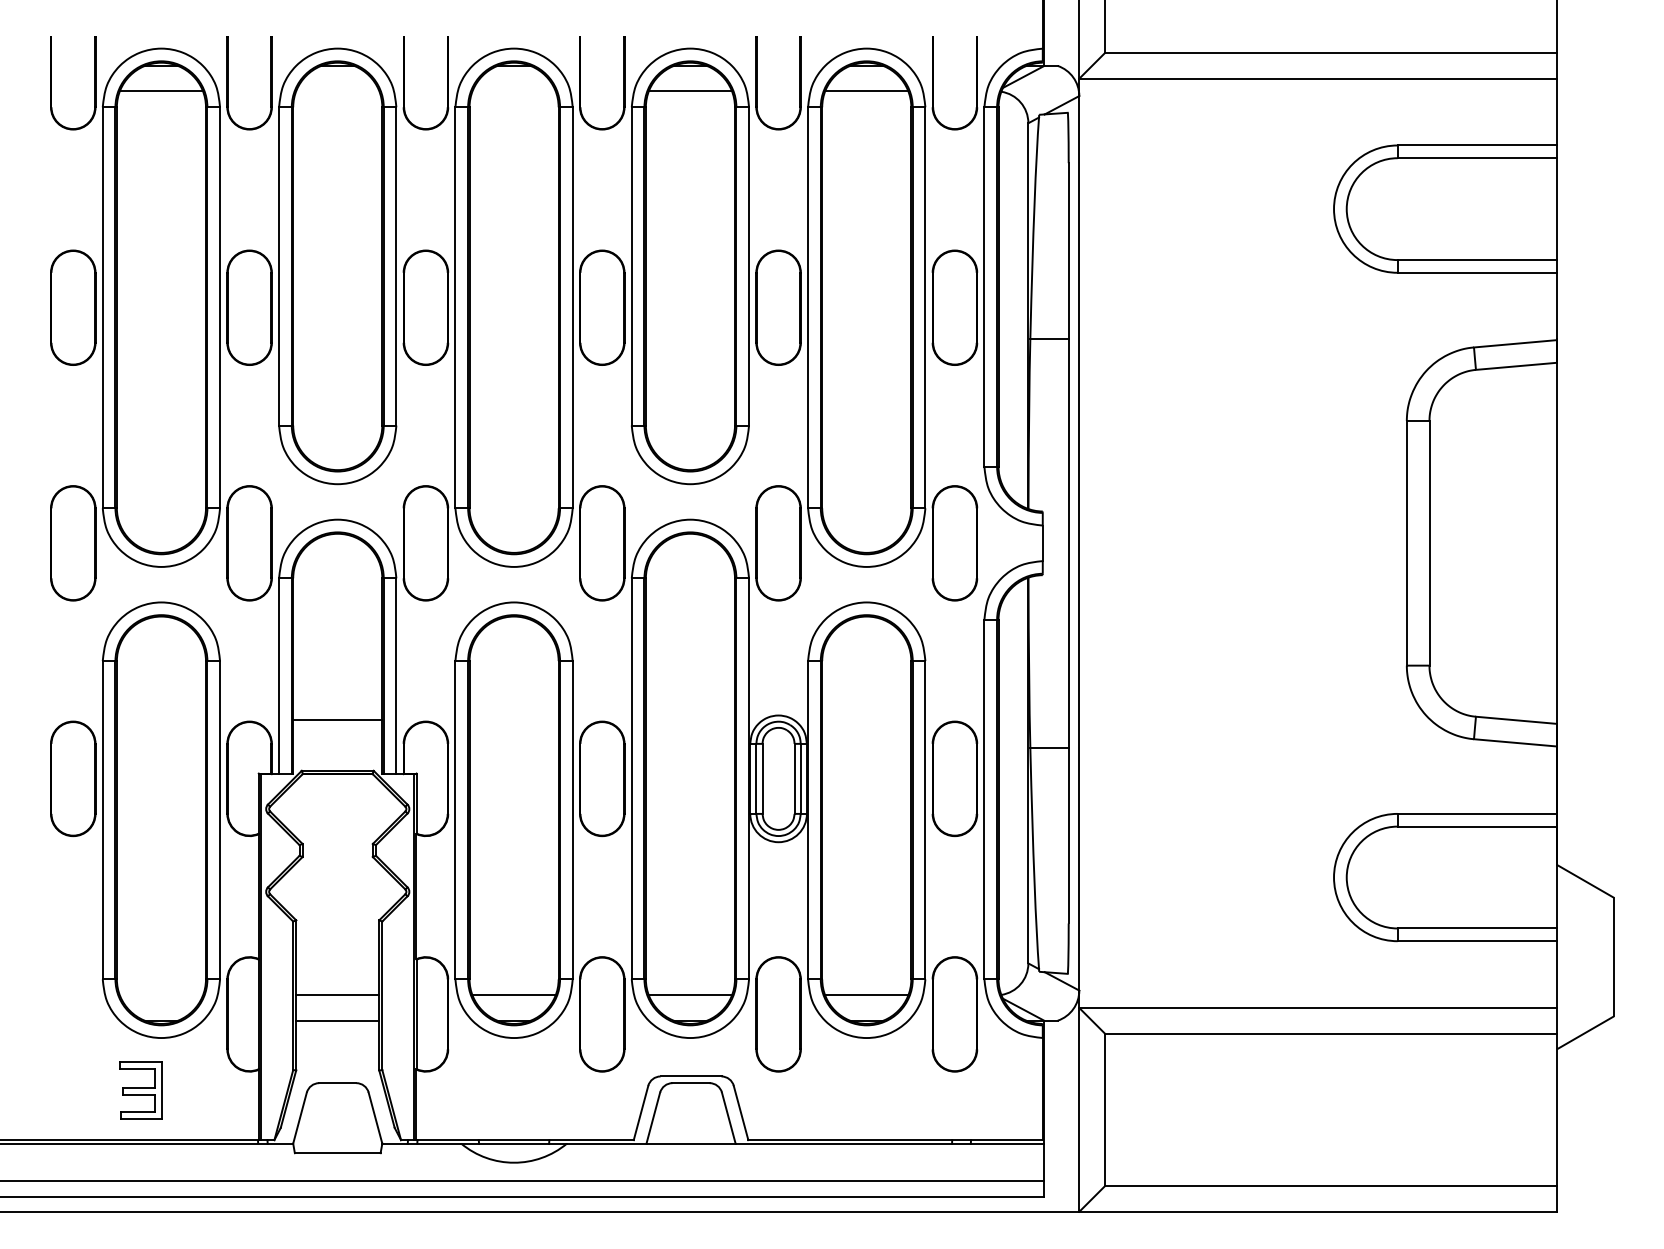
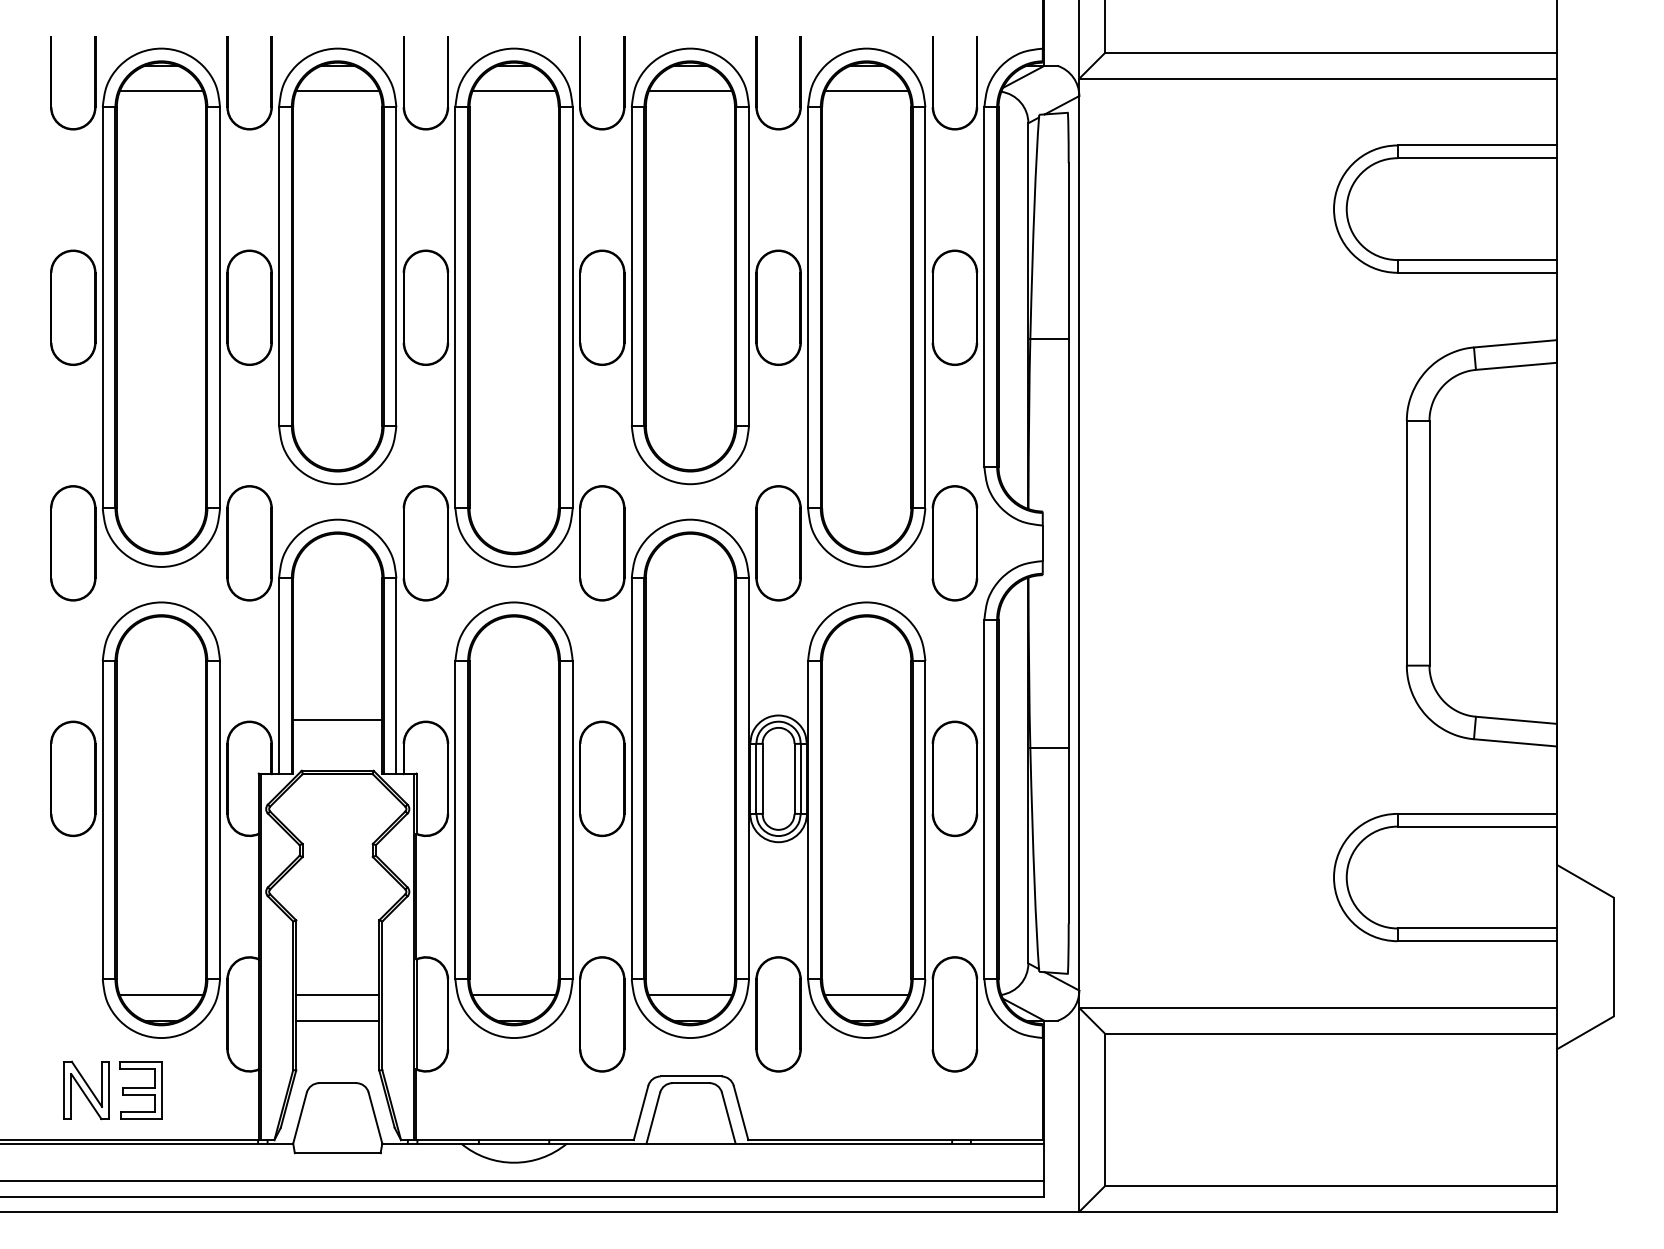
line: none -> present (337, 91)
line: none -> present (513, 91)
line: none -> present (161, 995)
part: none -> present (86, 1090)
